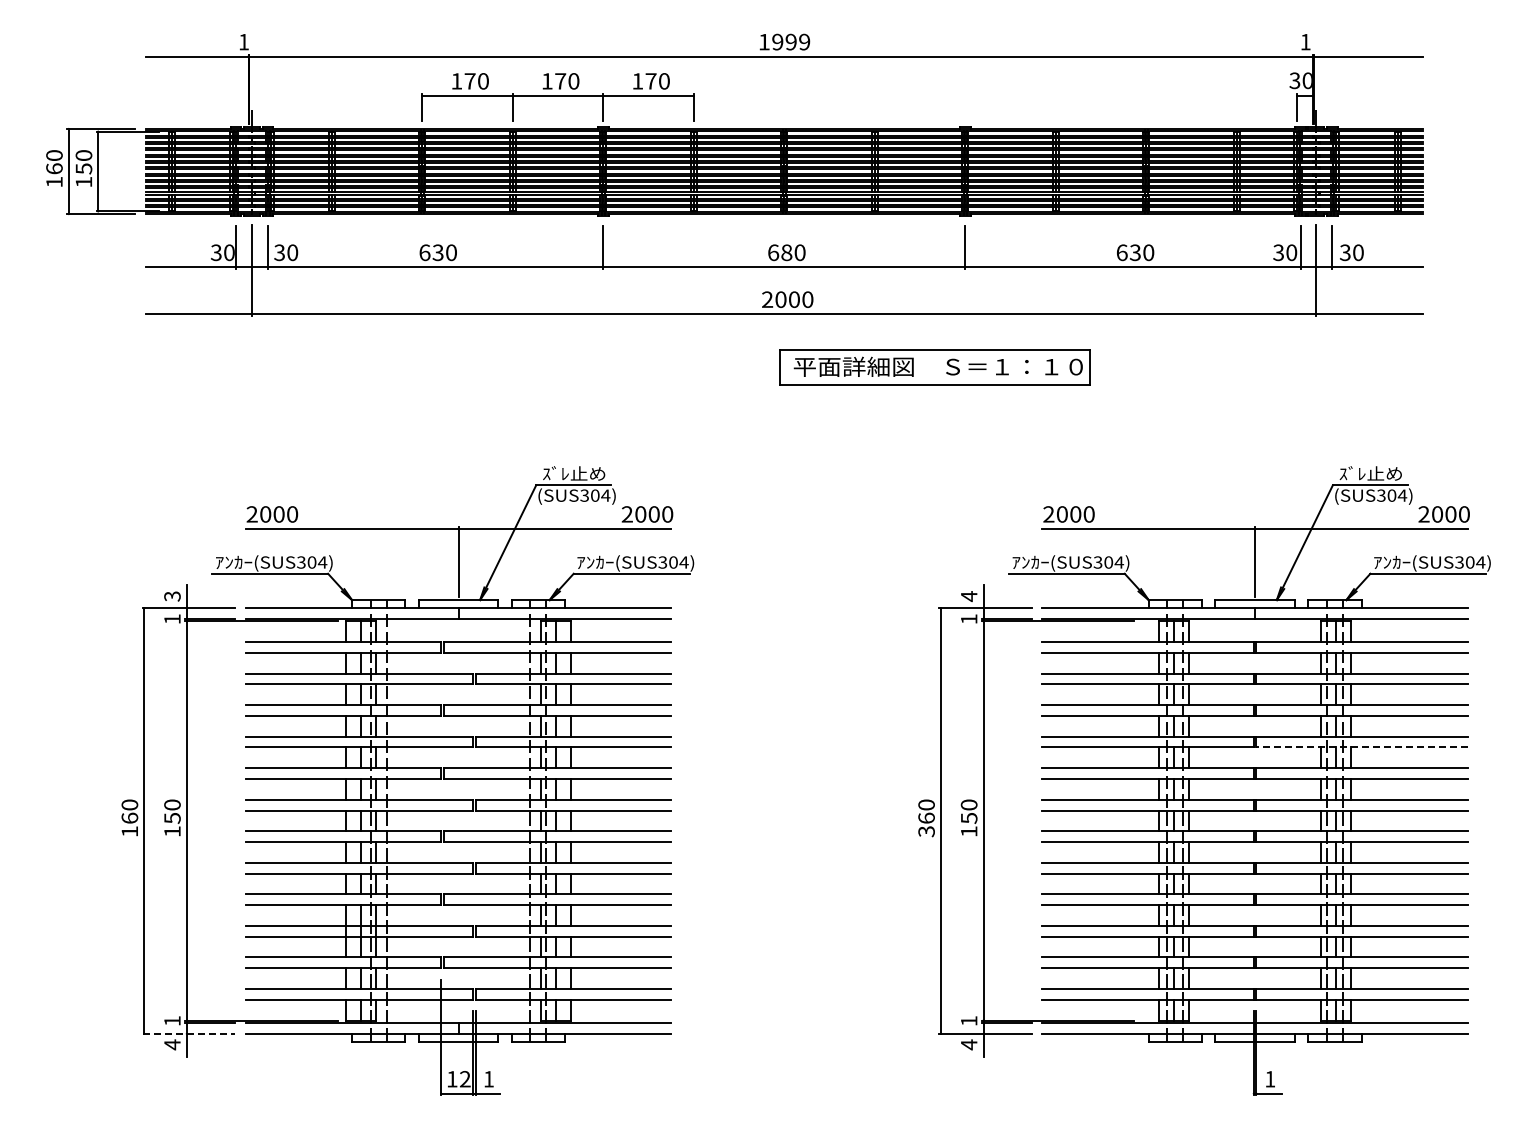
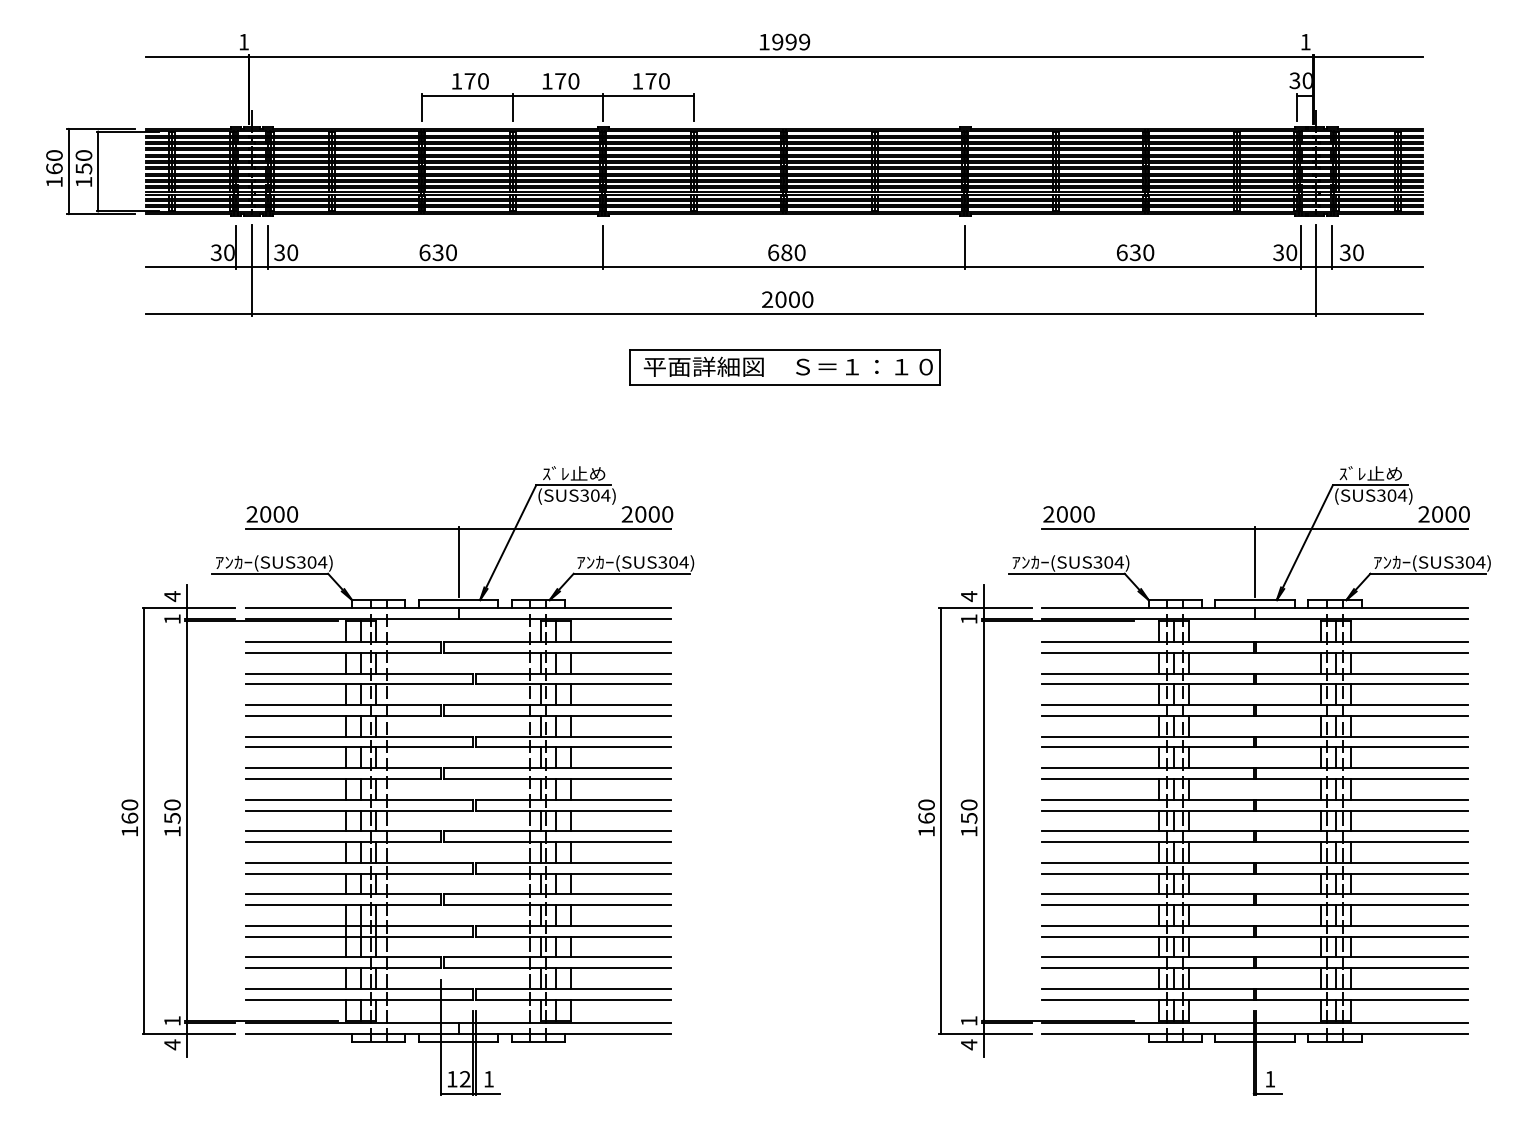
part position: (934, 367) -> (784, 367) (784, 367)
text: 3 -> 4 (172, 596)
line: dashed -> solid (1362, 747)
text: 360 -> 160 (926, 831)
line: dashed -> solid (189, 1033)
